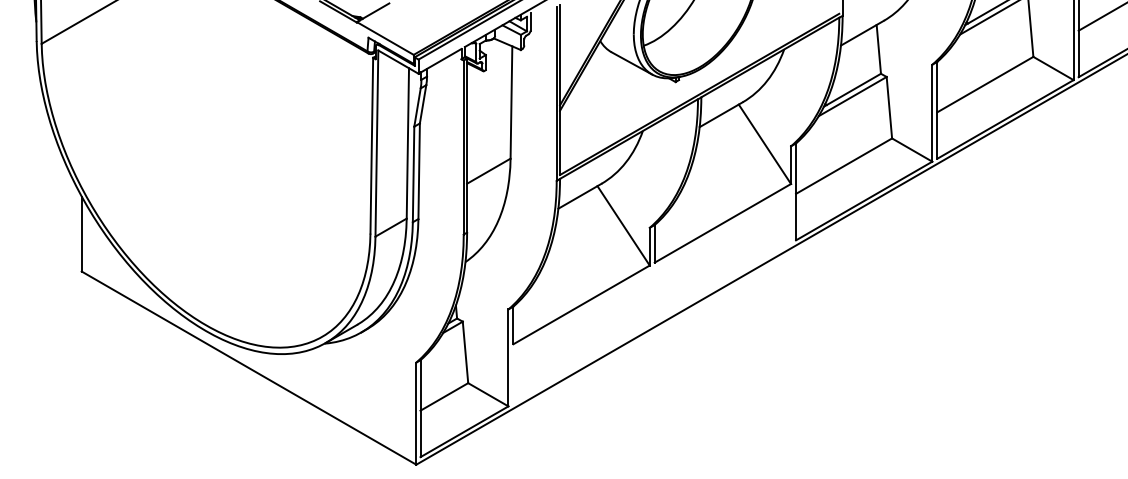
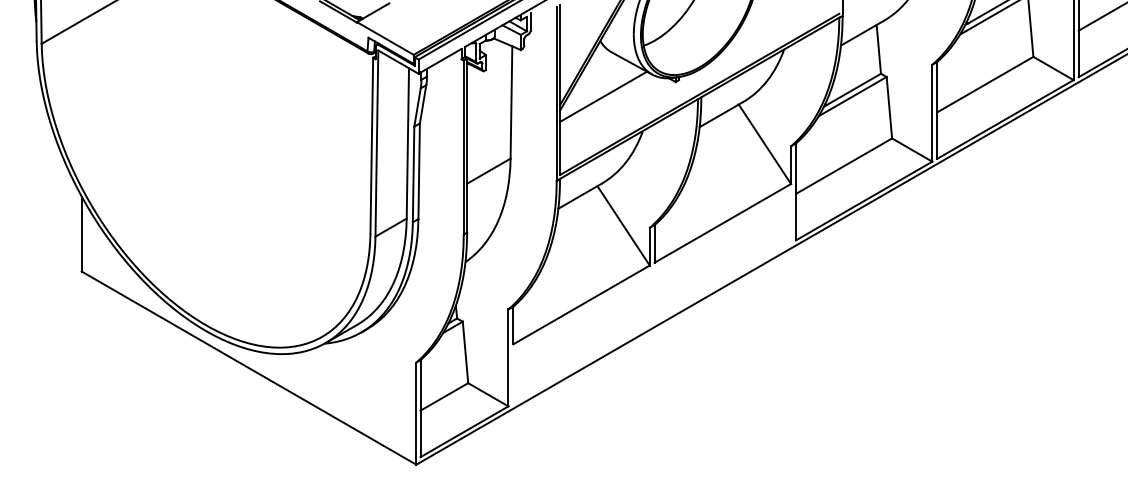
line: none -> present (603, 96)
